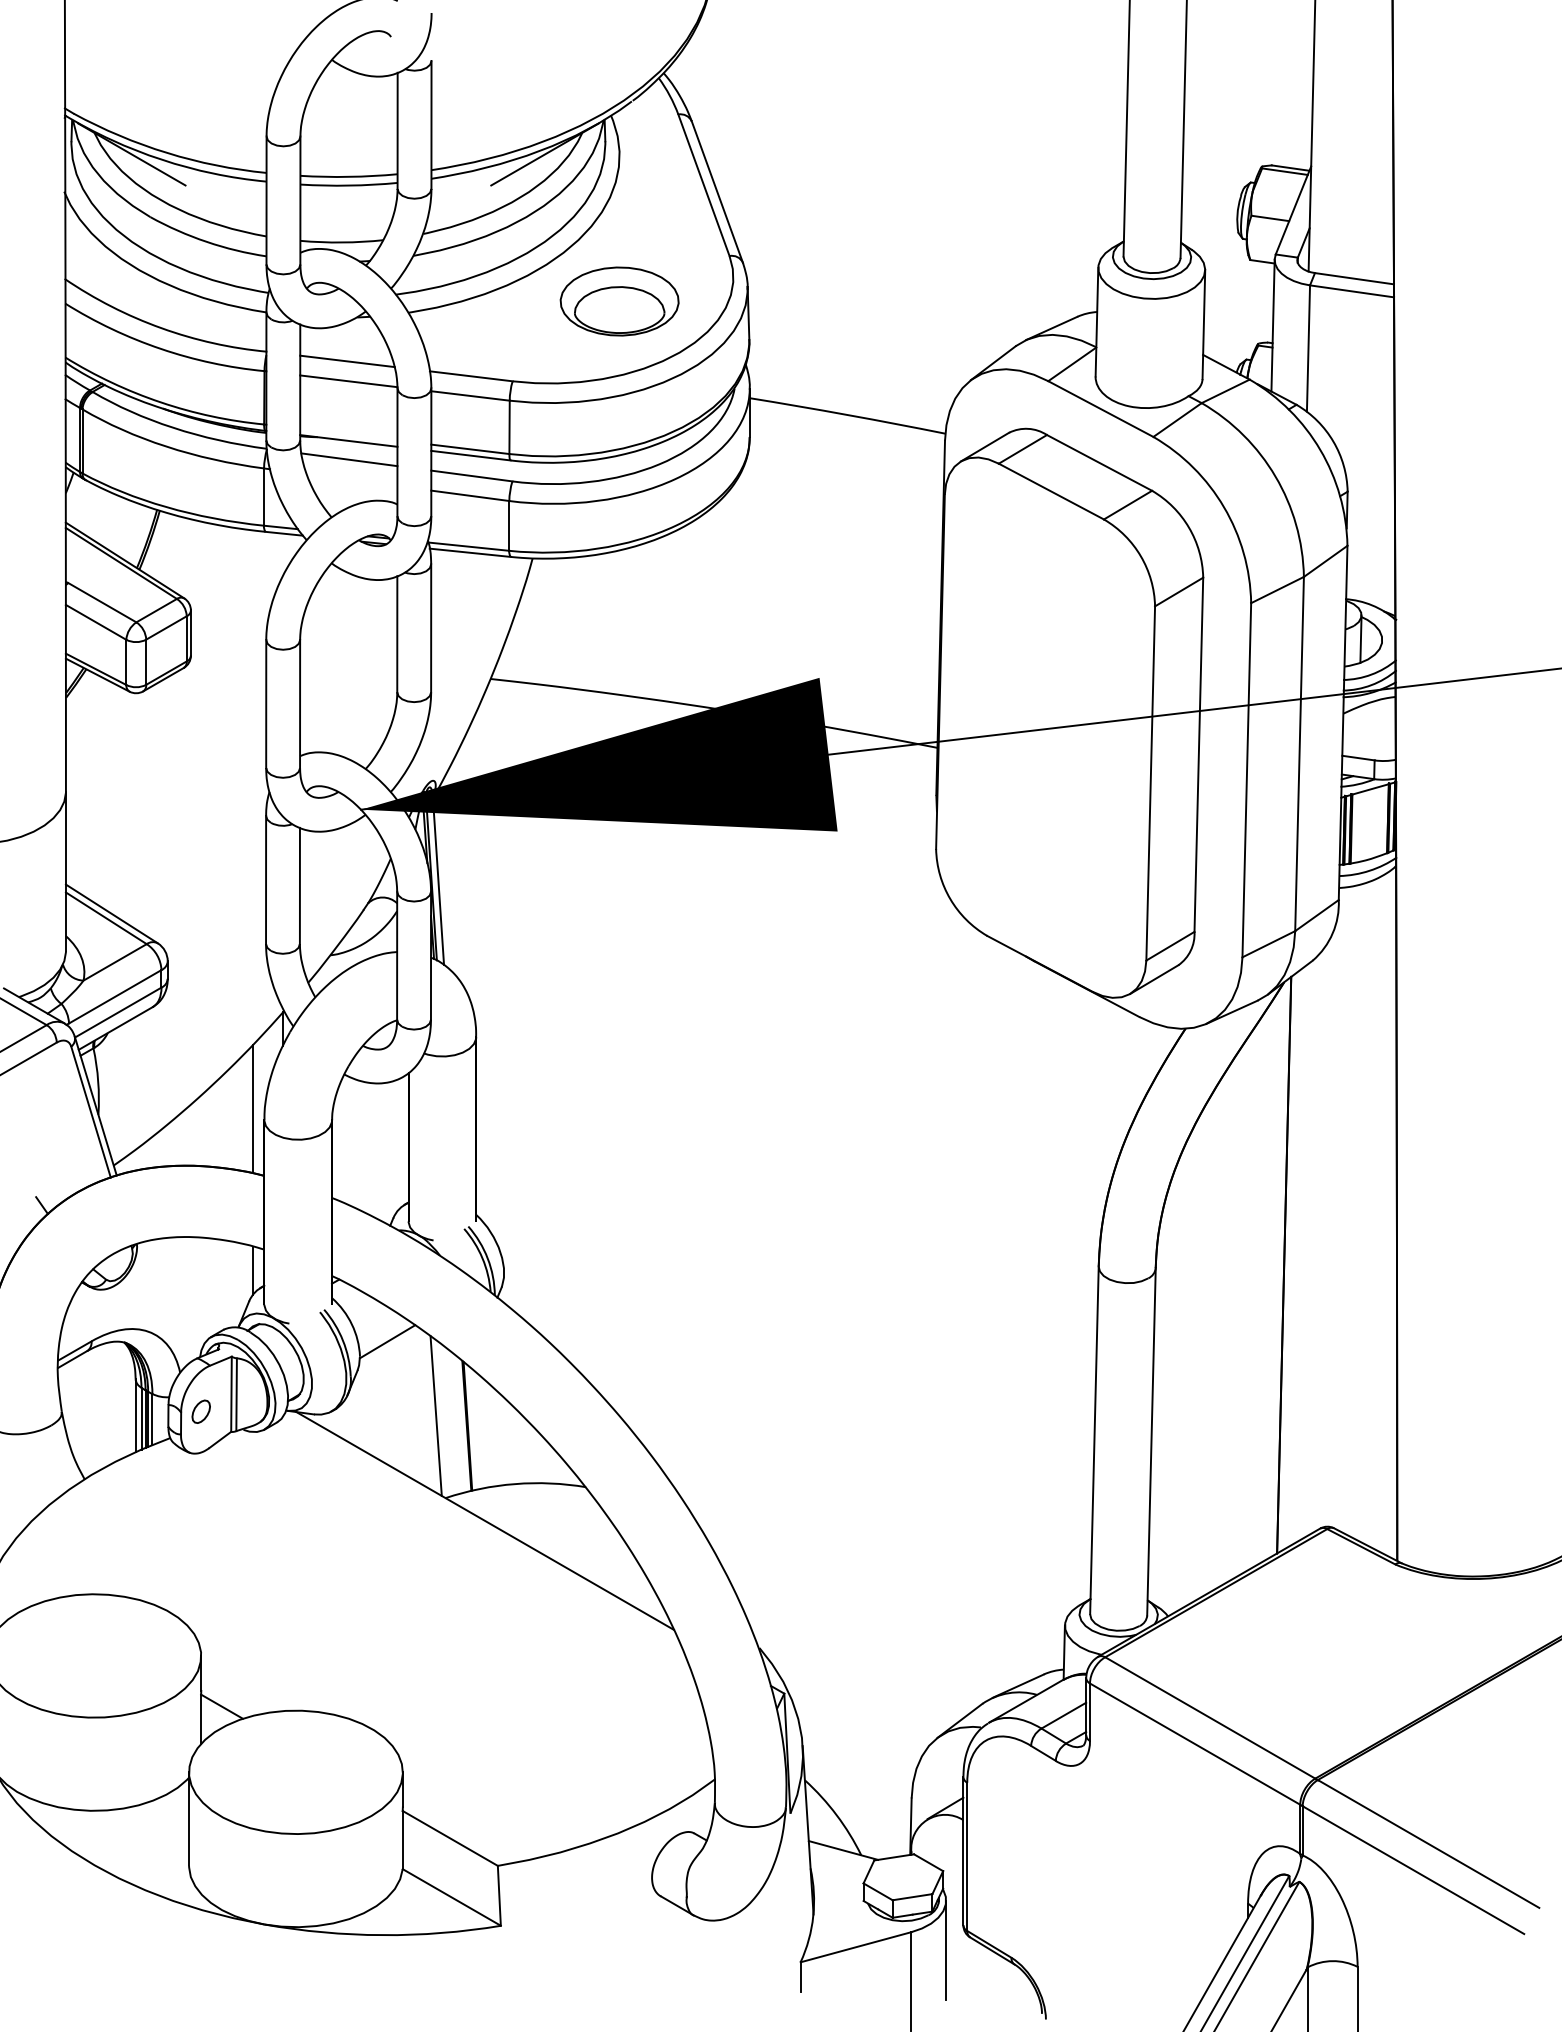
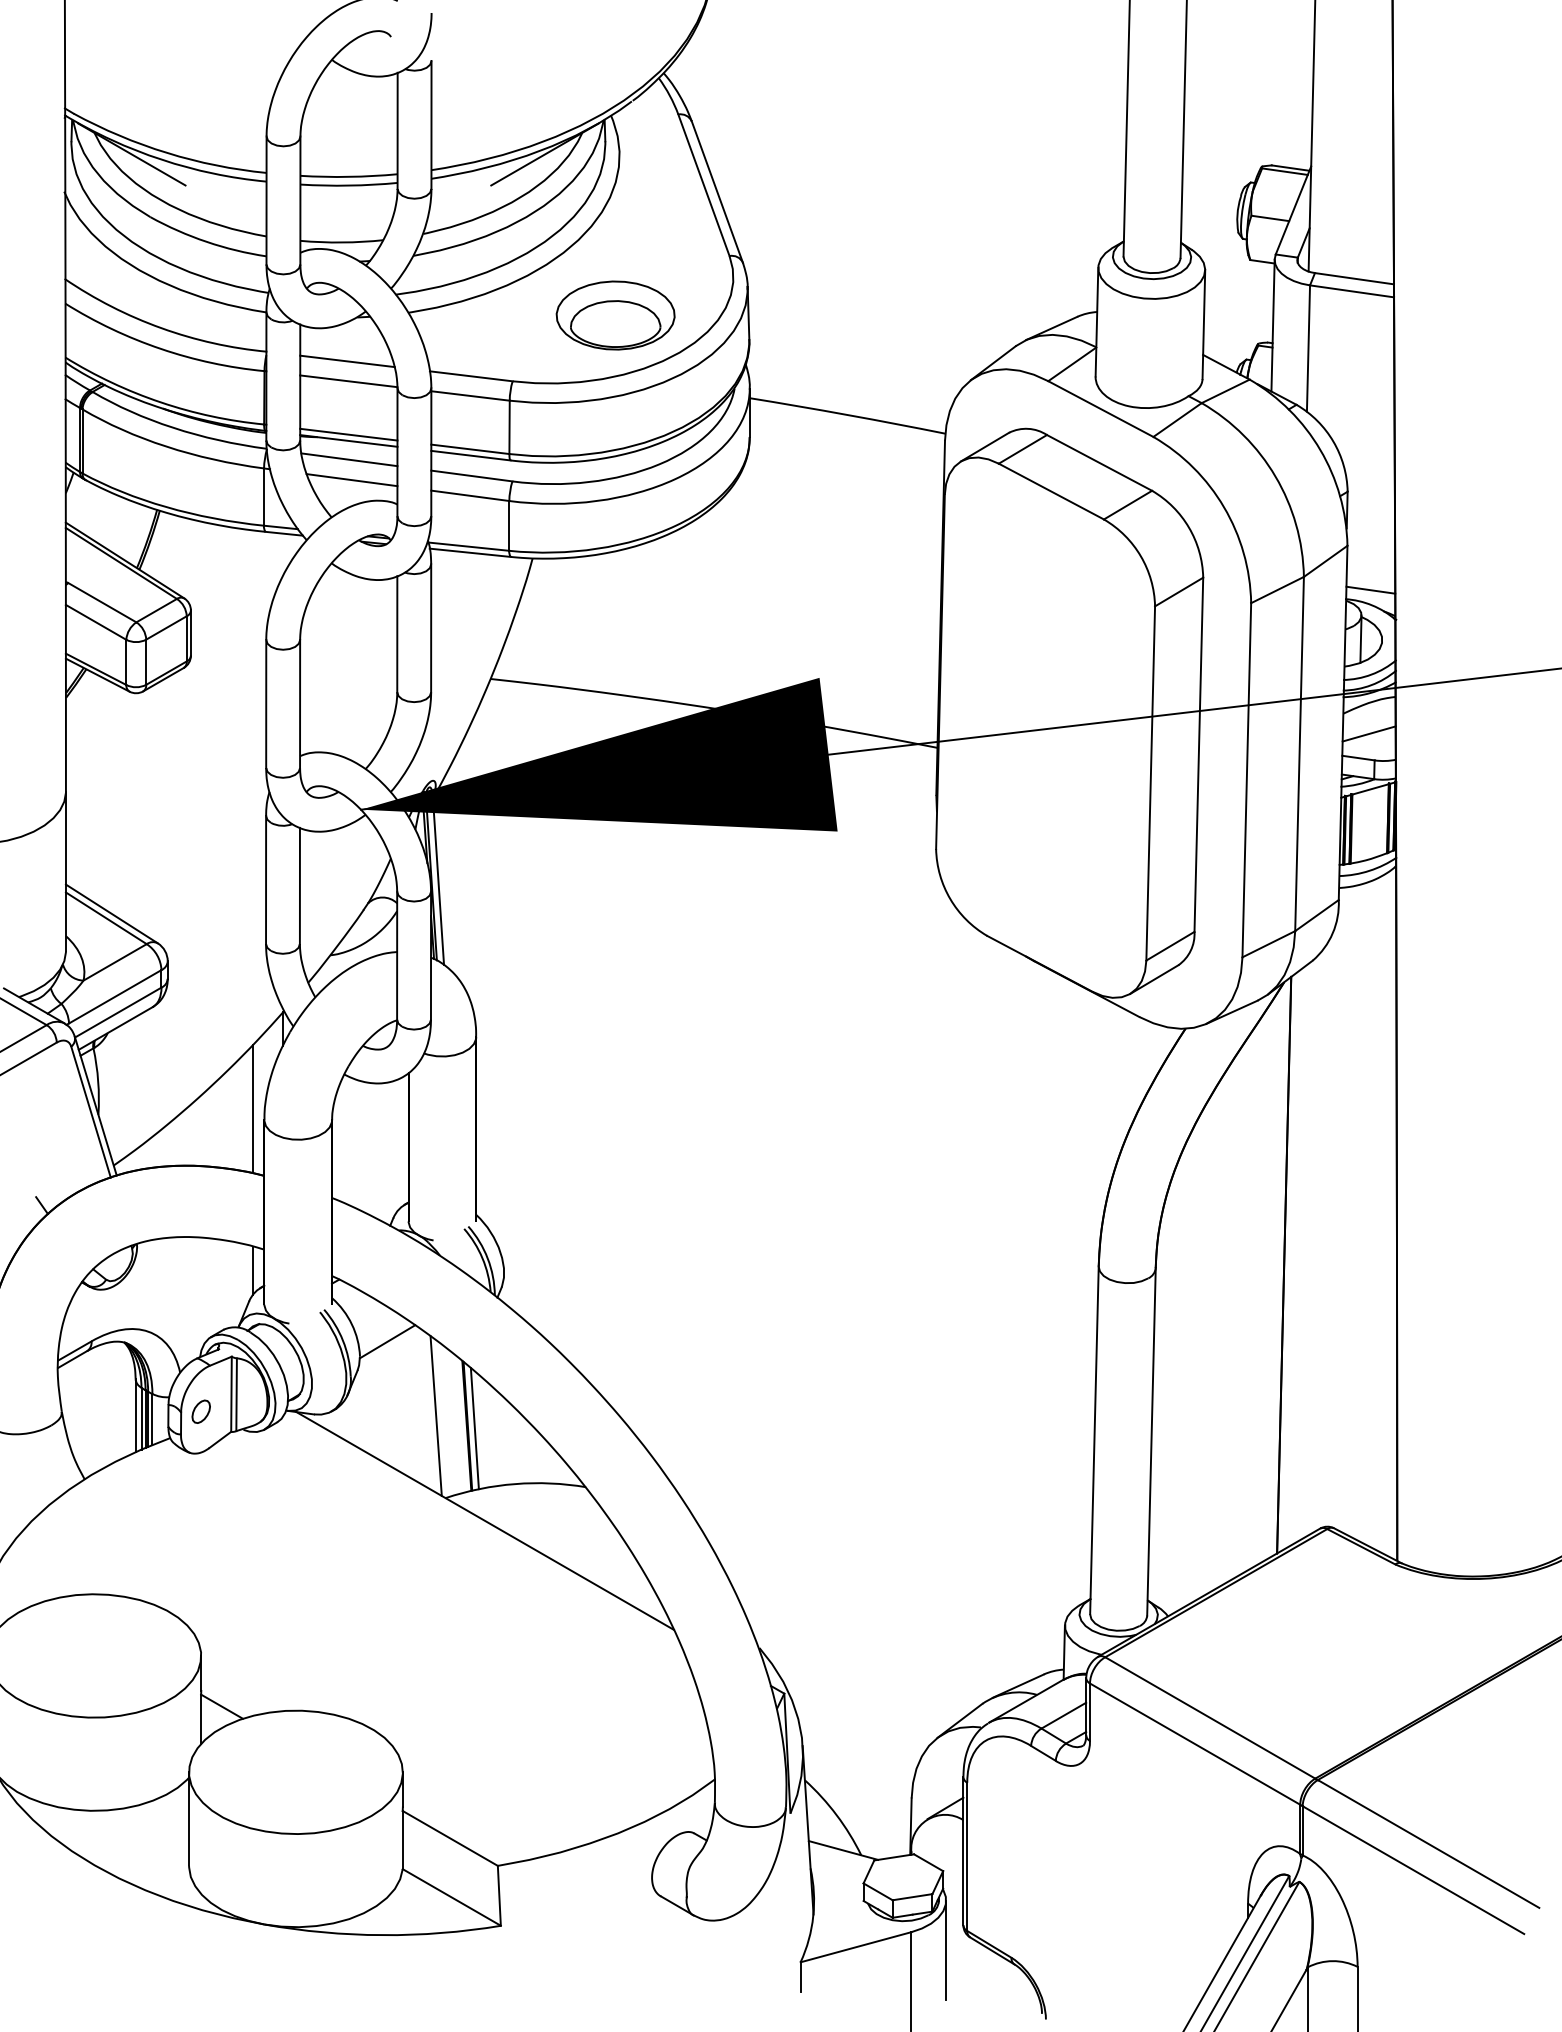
part position: (619, 301) -> (615, 315) (615, 315)
line: none -> present (348, 434)
line: none -> present (351, 480)
line: none -> present (1370, 589)
line: none -> present (1368, 733)
line: none -> present (474, 1428)
